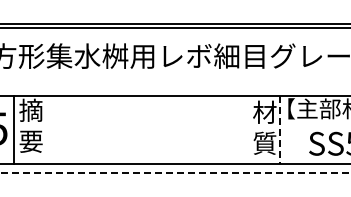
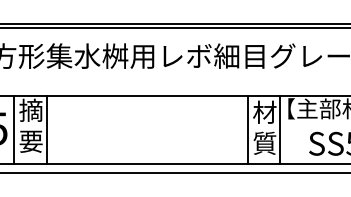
line: none -> present (46, 129)
line: none -> present (247, 129)
line: dashed -> solid (280, 129)
line: dashed -> solid (175, 172)
